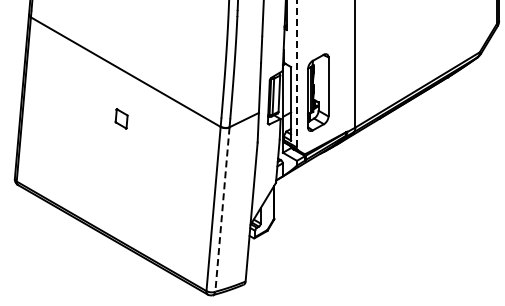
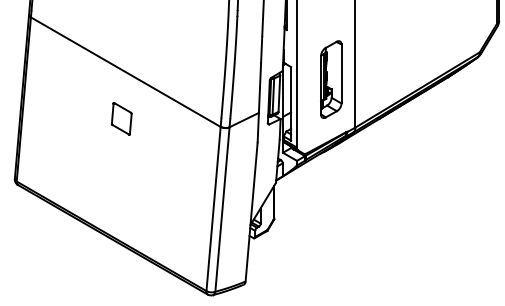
line: dashed -> solid (296, 73)
part position: (318, 92) -> (331, 79) (331, 79)
part size: 15x22 px -> 23x34 px (121, 118)
line: dashed -> solid (222, 210)
